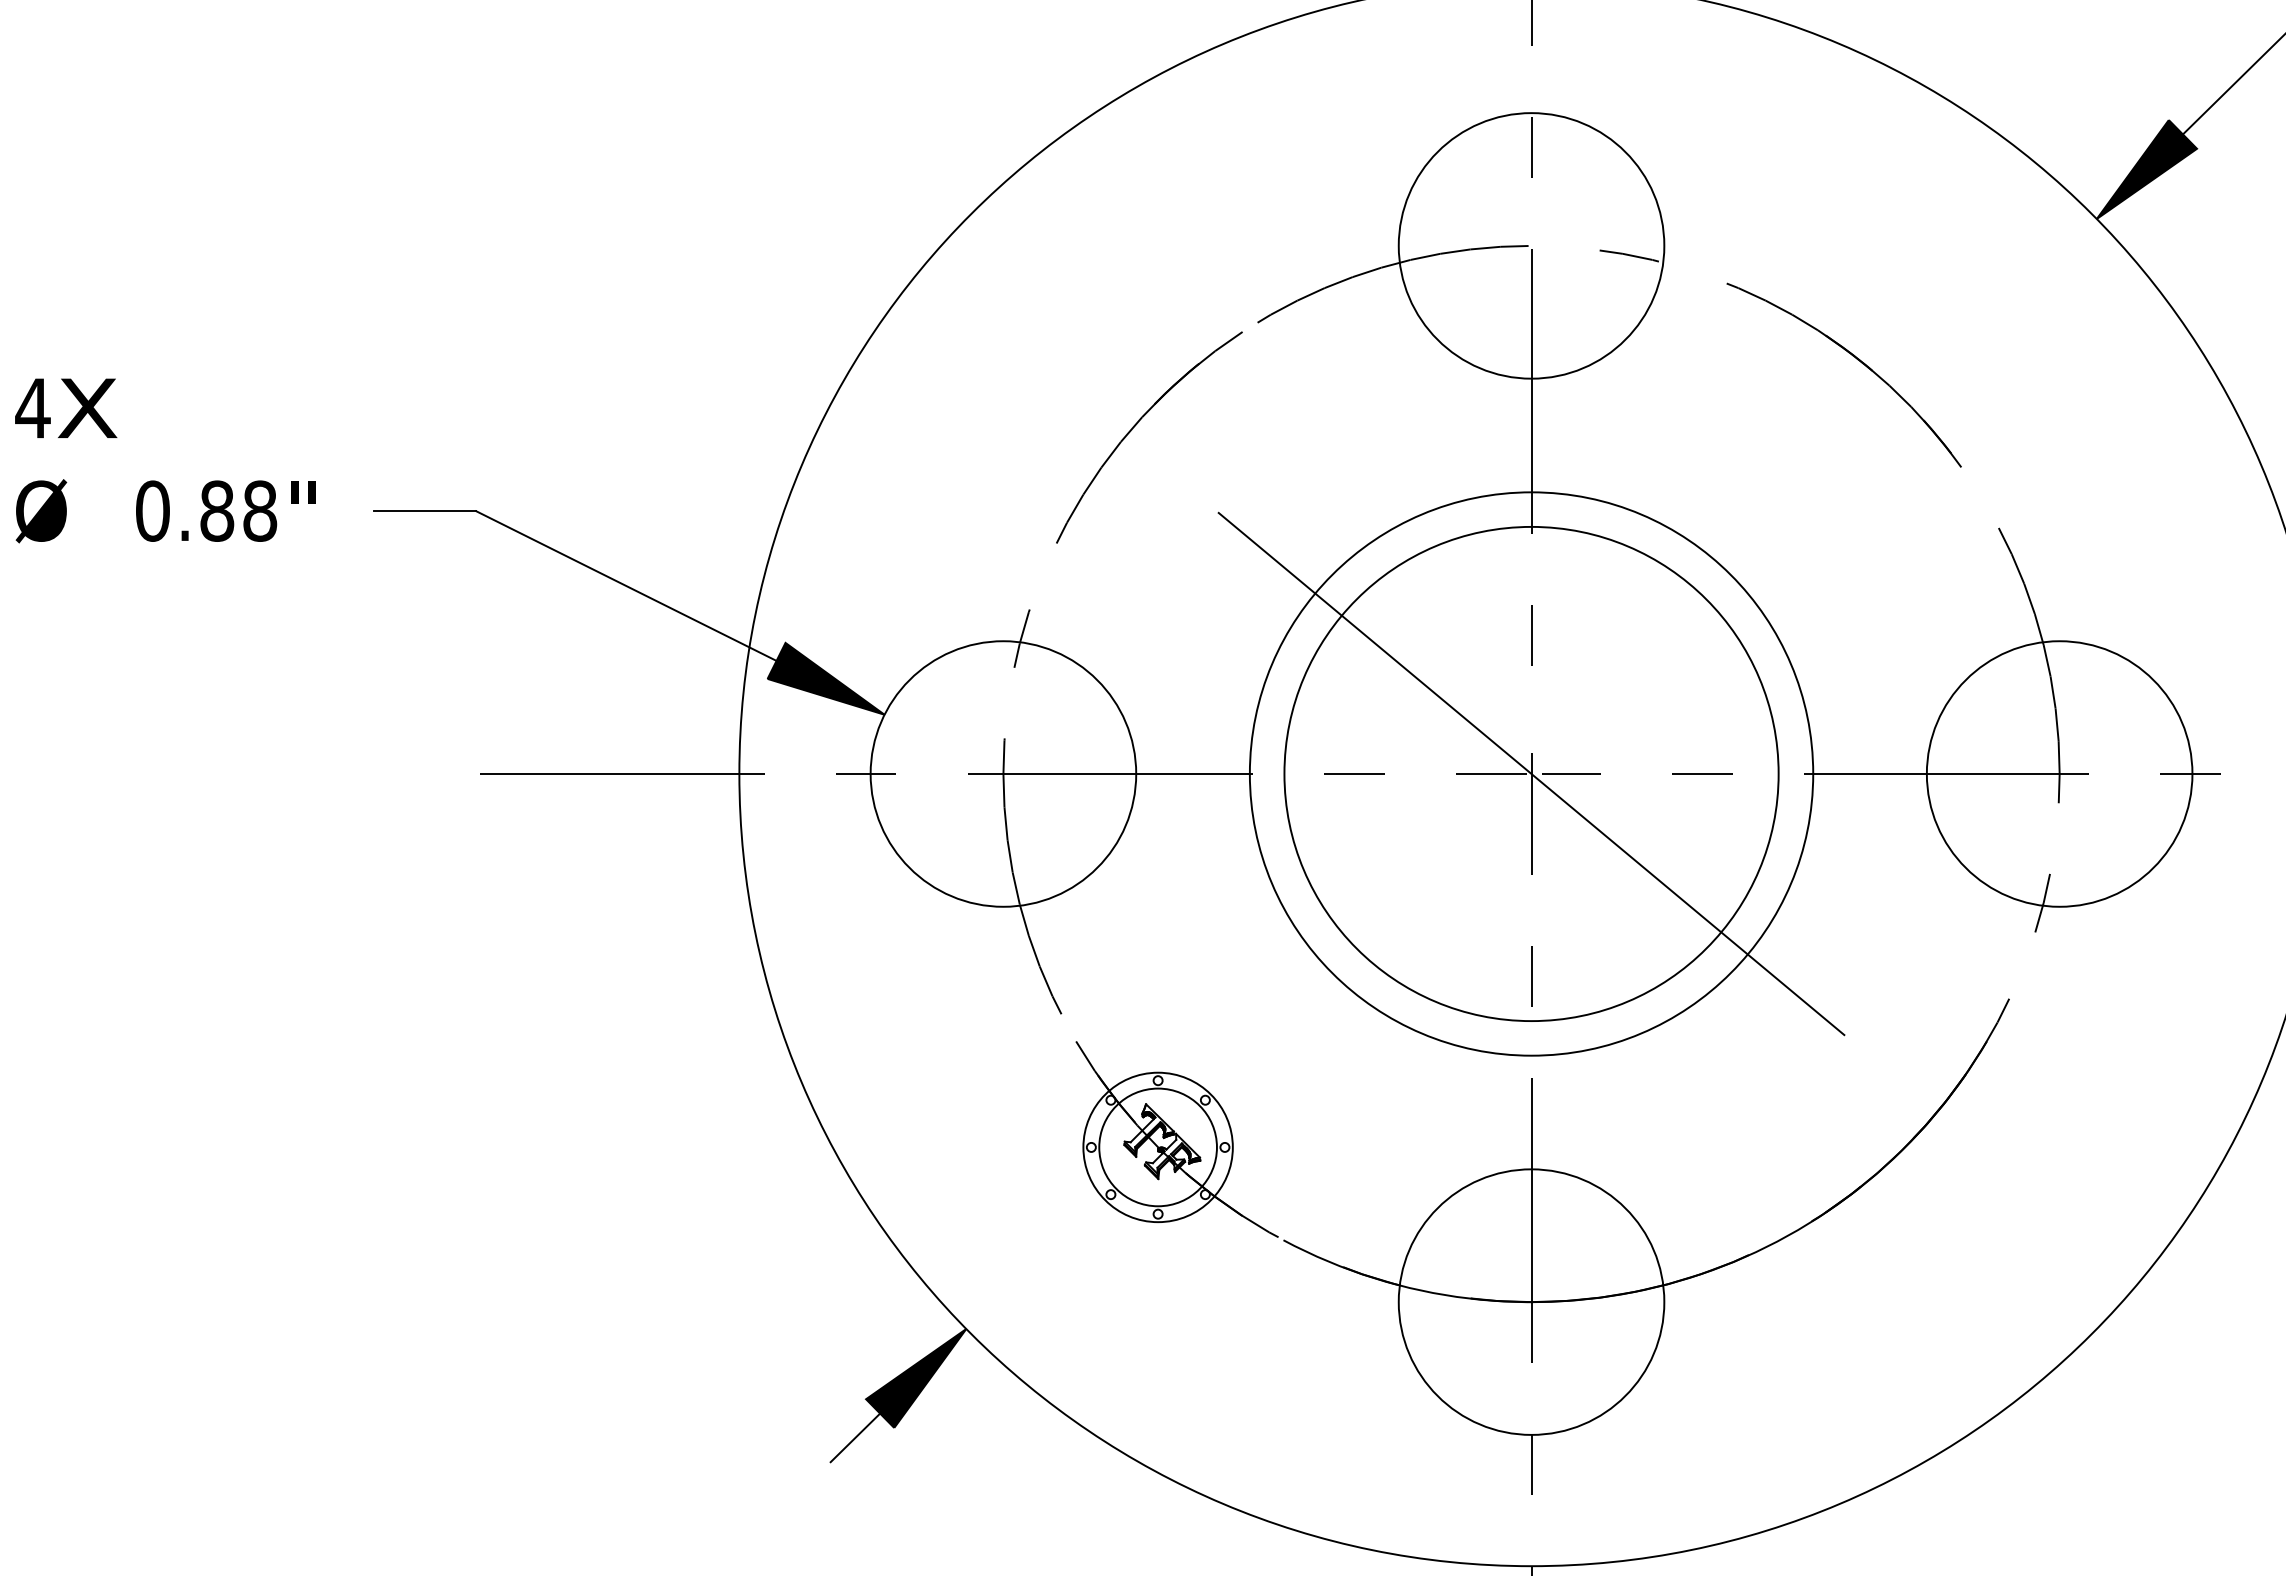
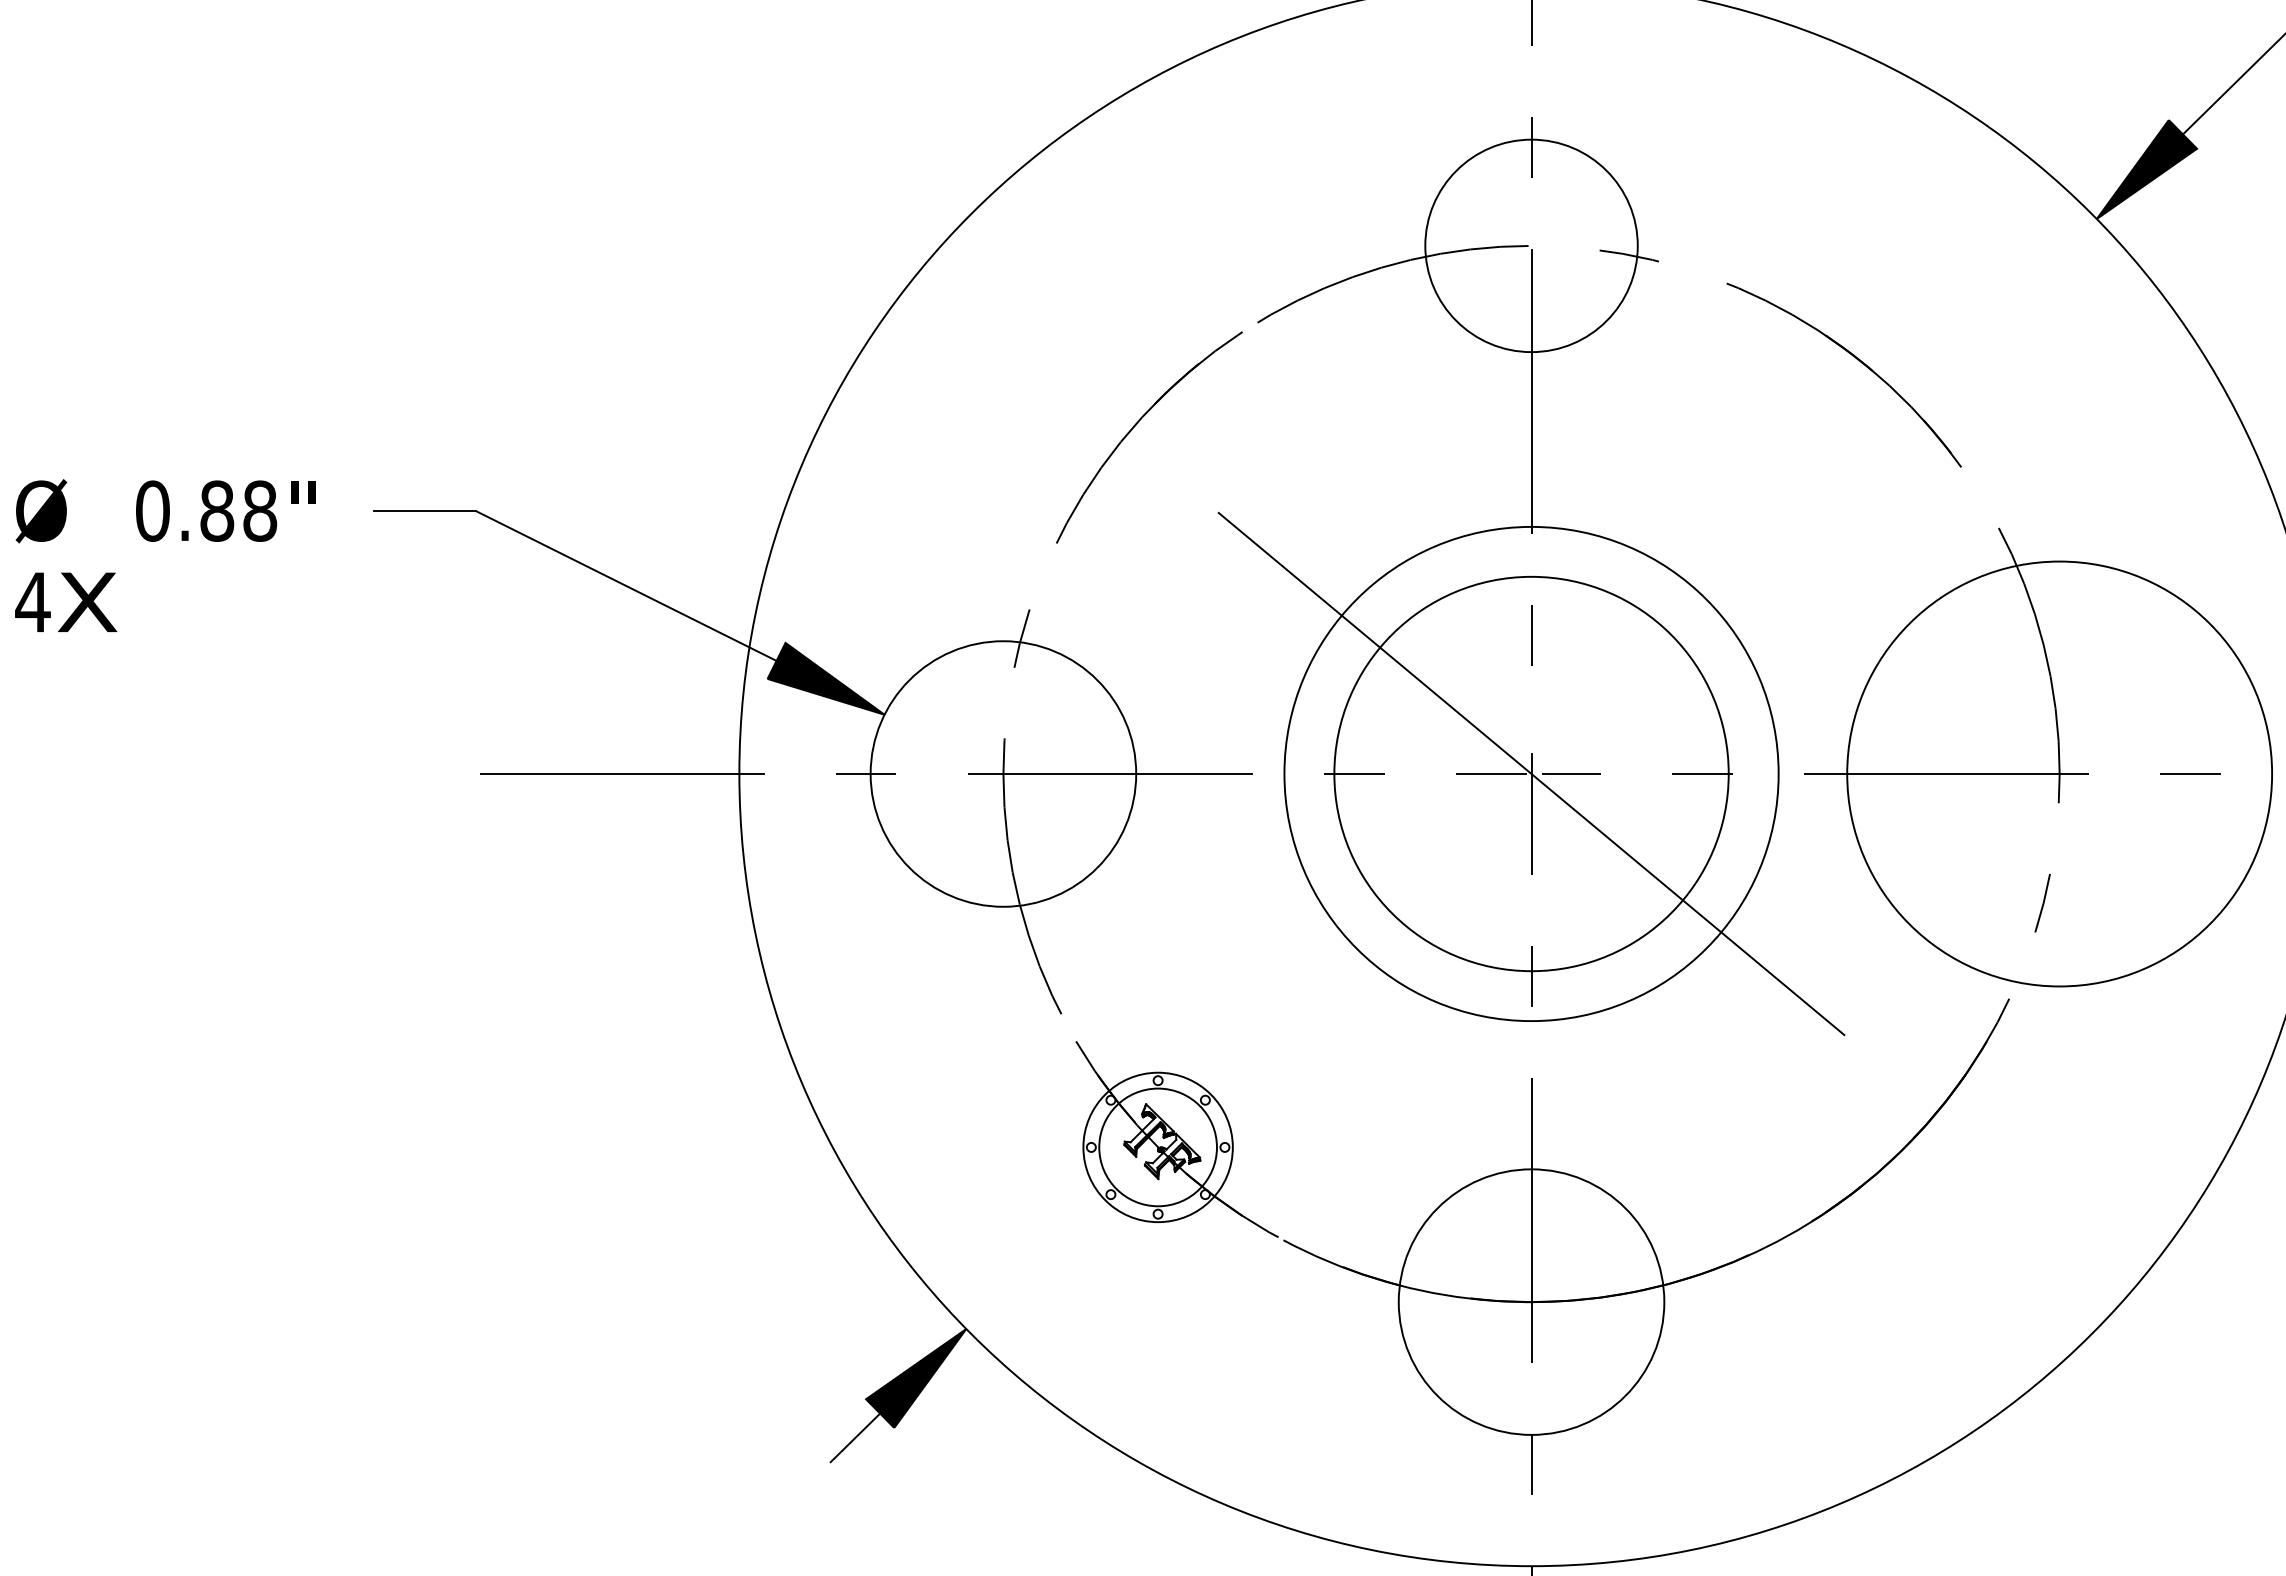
circle diameter: 266 px -> 212 px (1531, 245)
text position: (66, 407) -> (66, 601) (66, 601)
circle diameter: 563 px -> 394 px (1531, 773)
circle diameter: 266 px -> 425 px (2059, 773)
